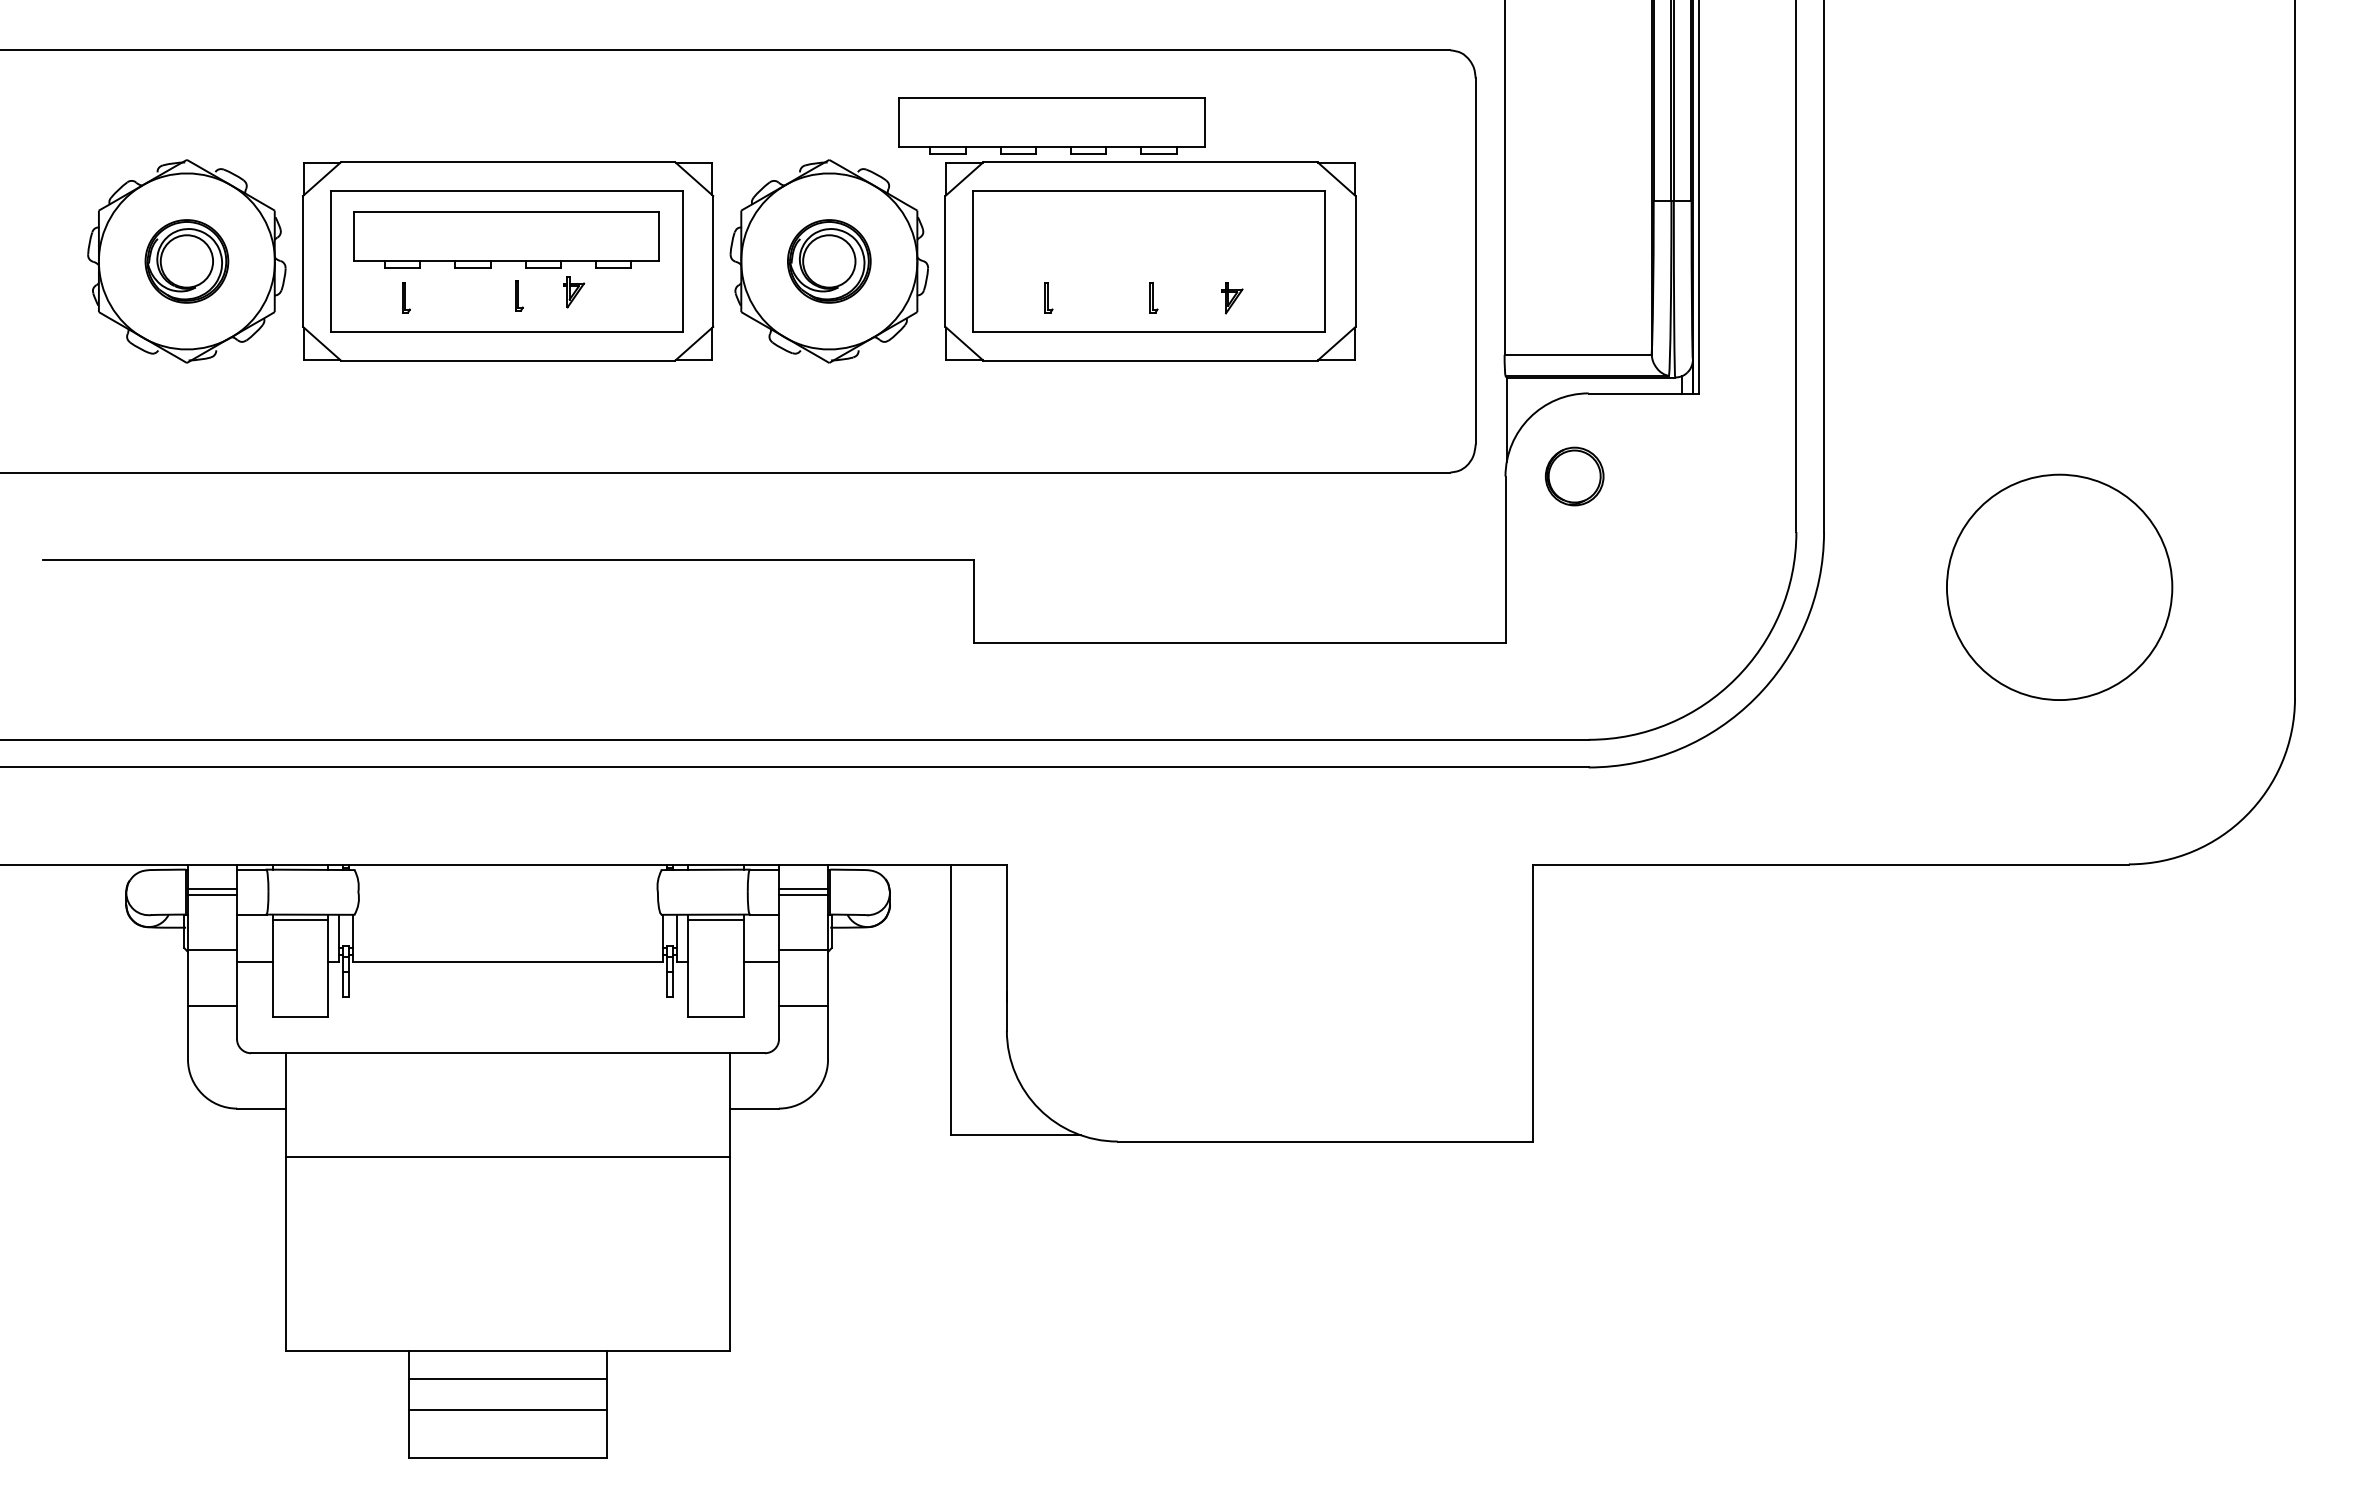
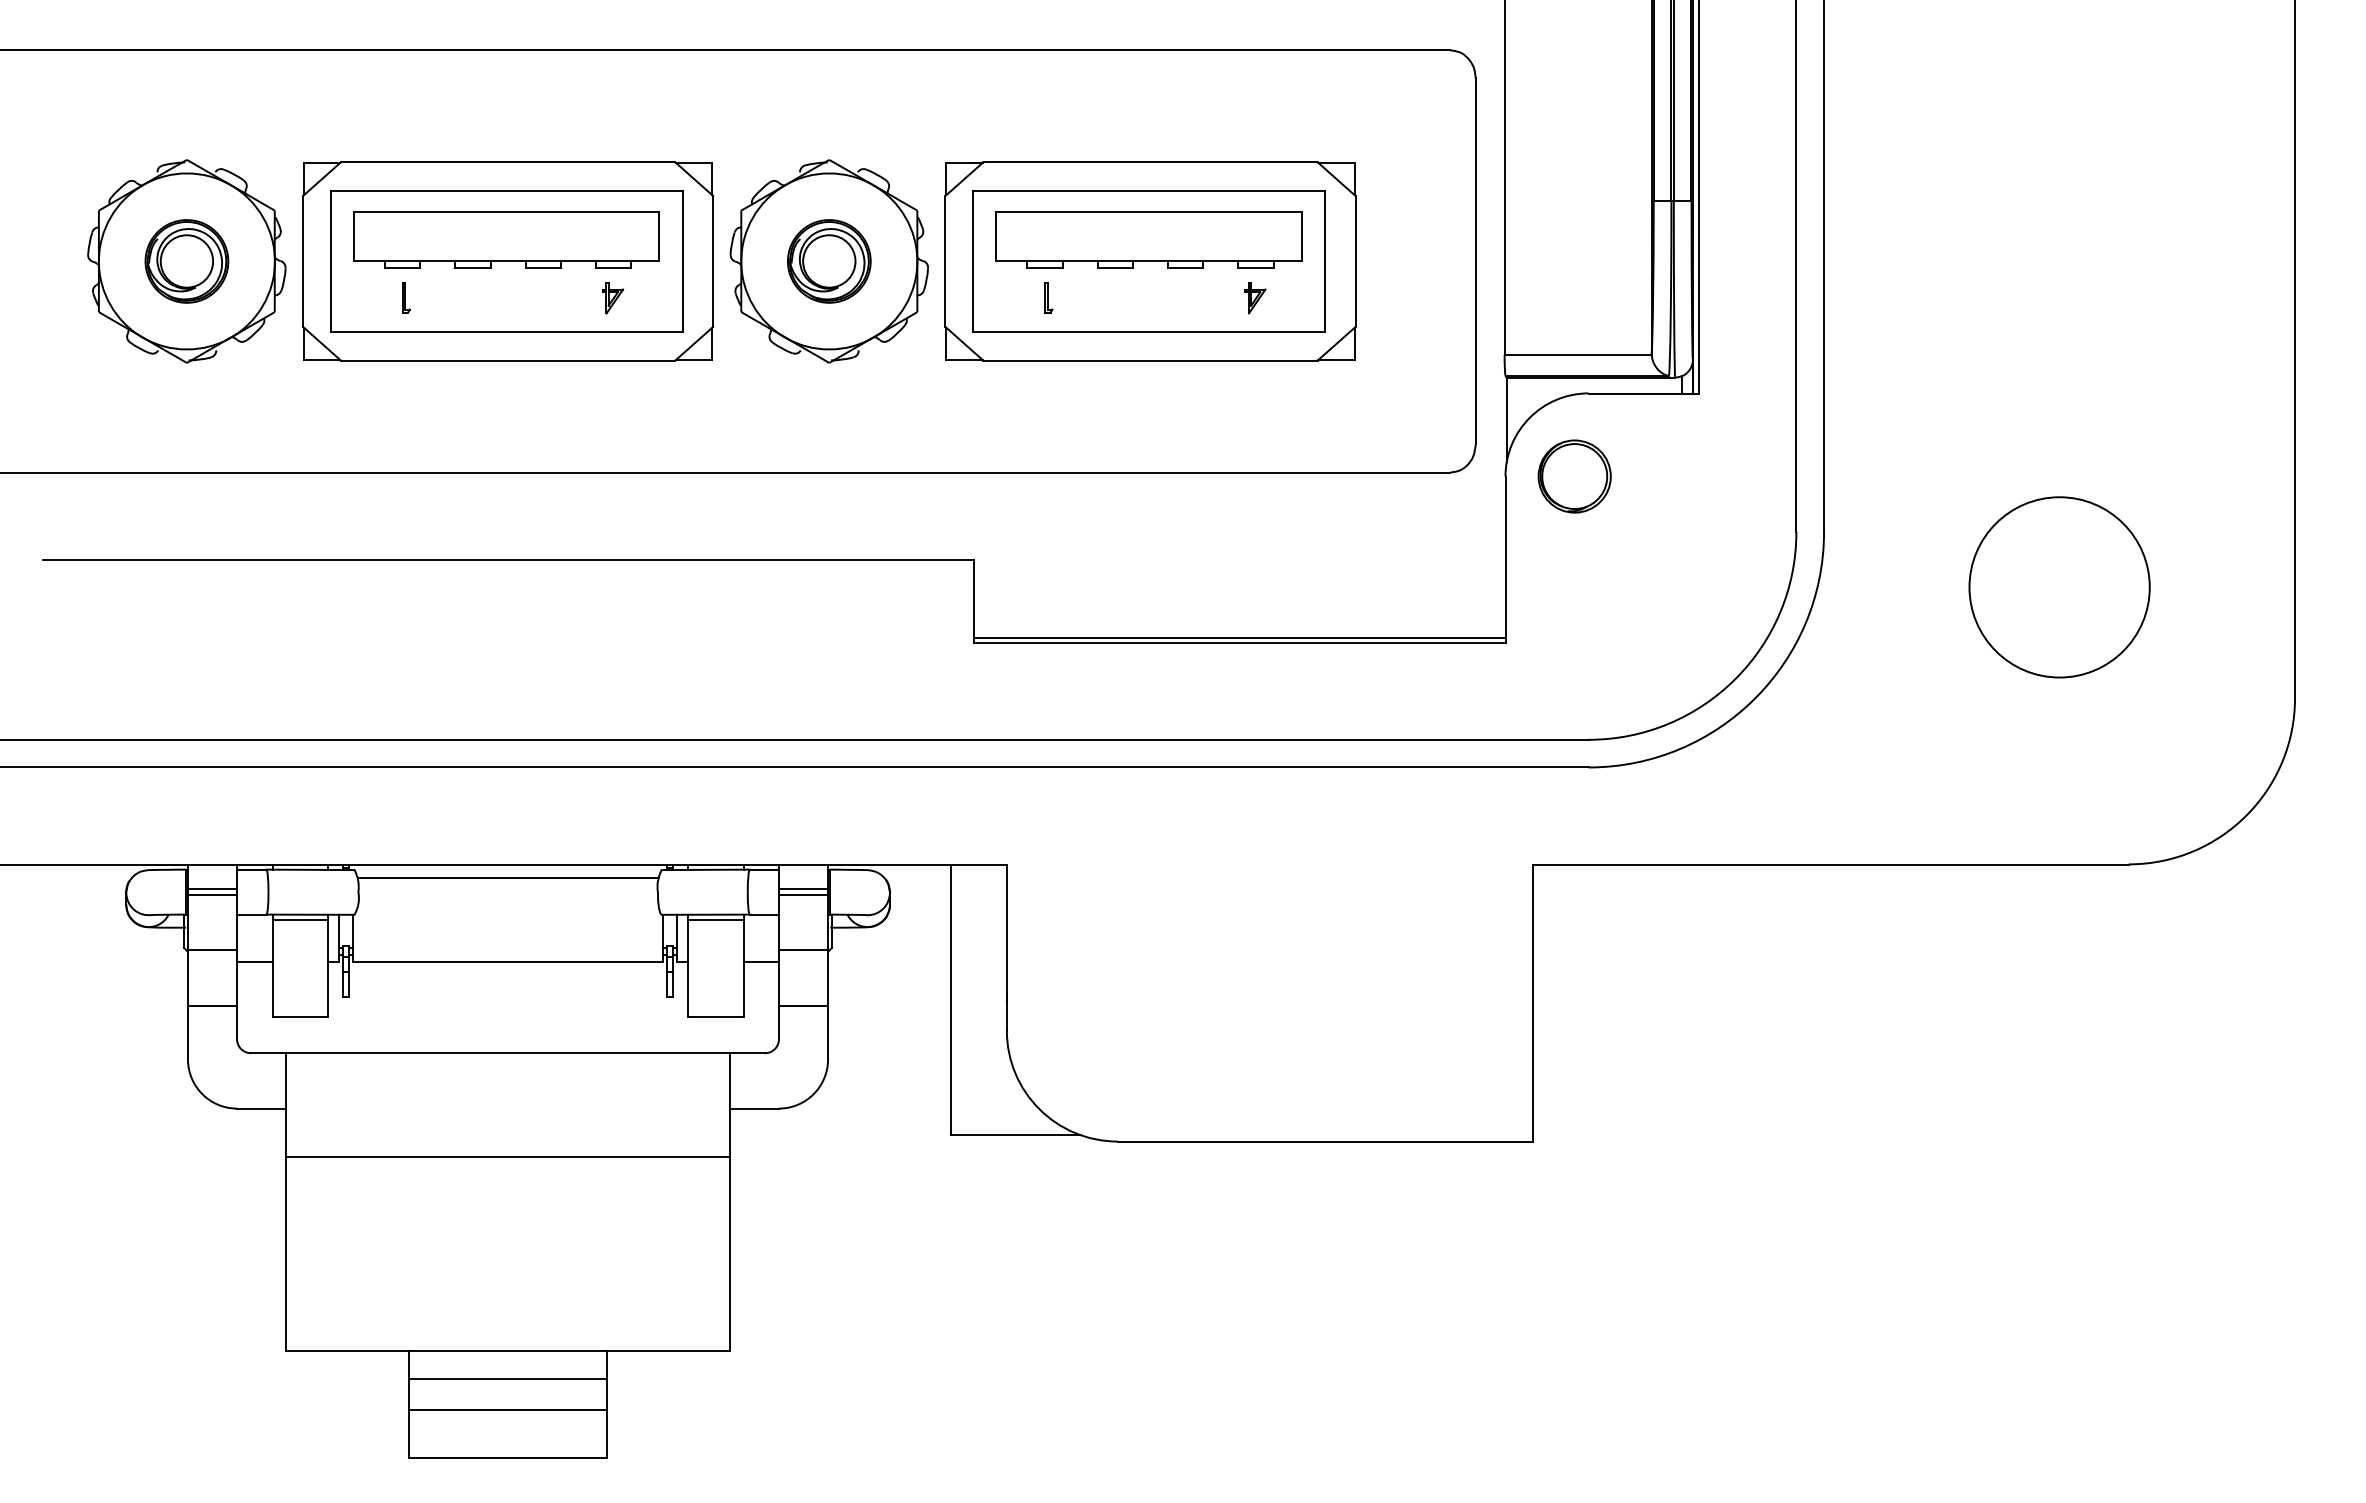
part position: (1051, 125) -> (1148, 239) (1148, 239)
part position: (574, 292) -> (613, 298) (613, 298)
part: present -> none (519, 295)
part: present -> none (1153, 297)
part position: (1232, 298) -> (1255, 298) (1255, 298)
part size: 61x61 px -> 75x75 px (1574, 476)
circle diameter: 225 px -> 180 px (2059, 587)
line: none -> present (1239, 638)
line: none -> present (507, 877)
